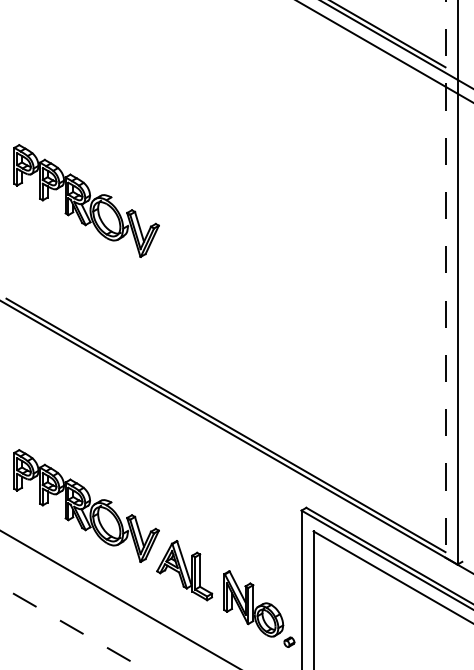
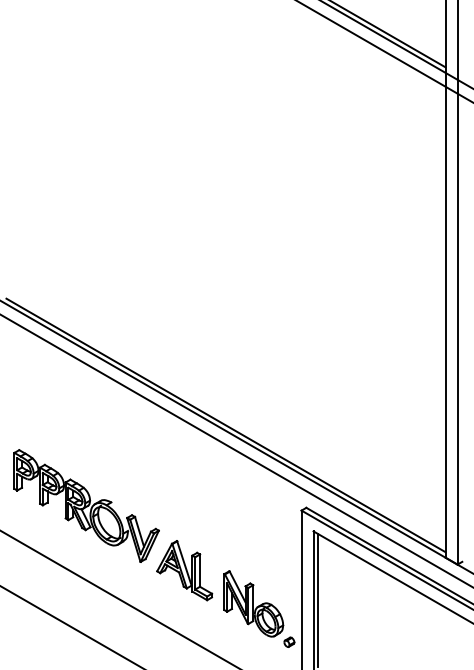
part: present -> none (86, 200)
line: dashed -> solid (445, 279)
line: none -> present (236, 450)
line: none -> present (318, 600)
line: dashed -> solid (73, 628)
